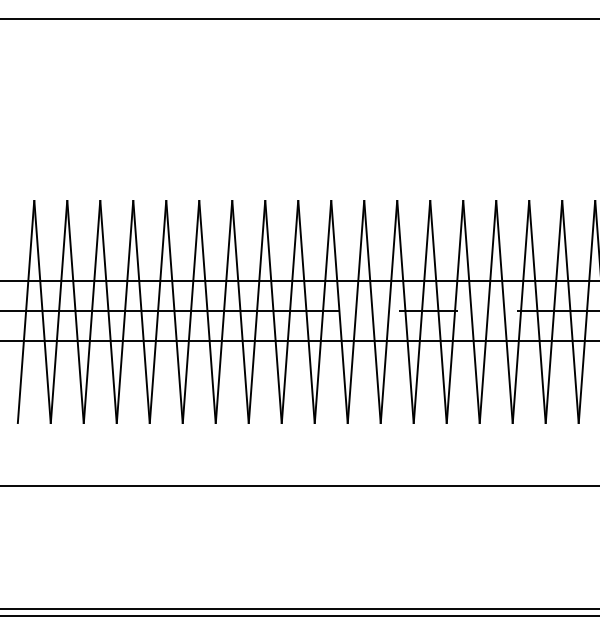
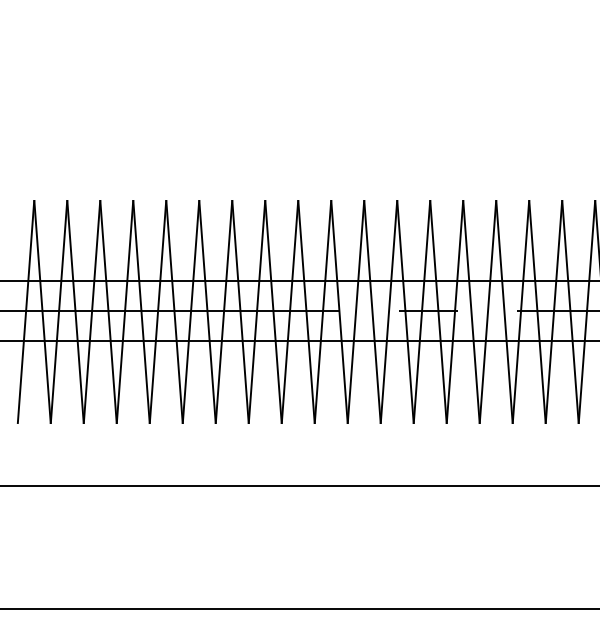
line: present -> none (299, 19)
line: present -> none (299, 615)
